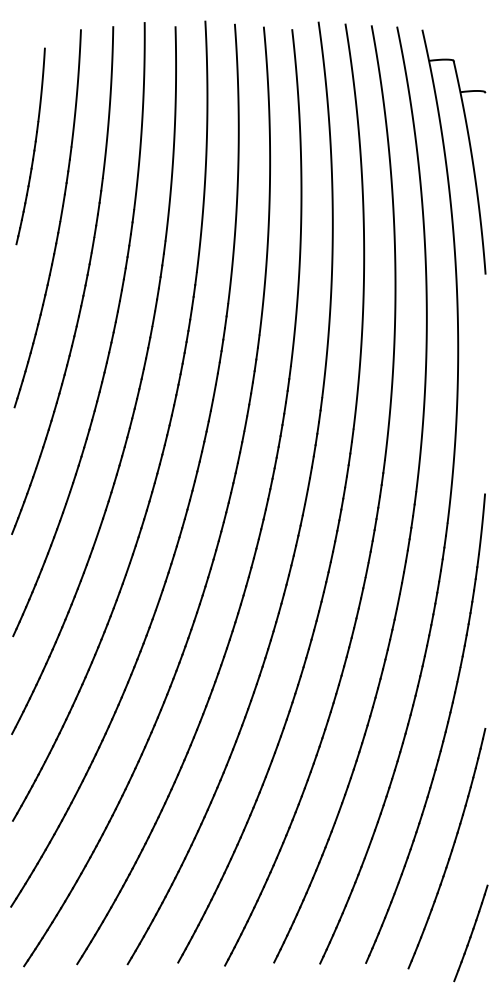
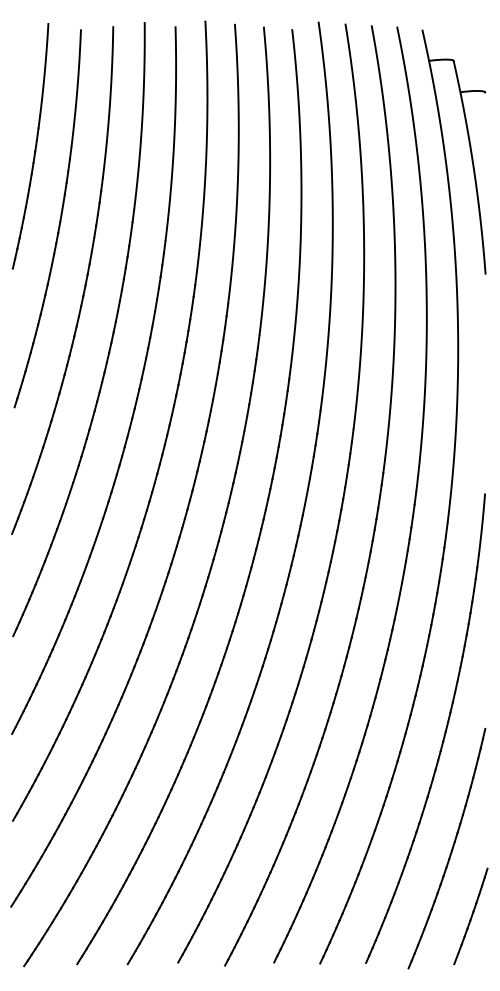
part size: 31x199 px -> 38x247 px (30, 146)
line position: (470, 933) -> (470, 916) (470, 916)
